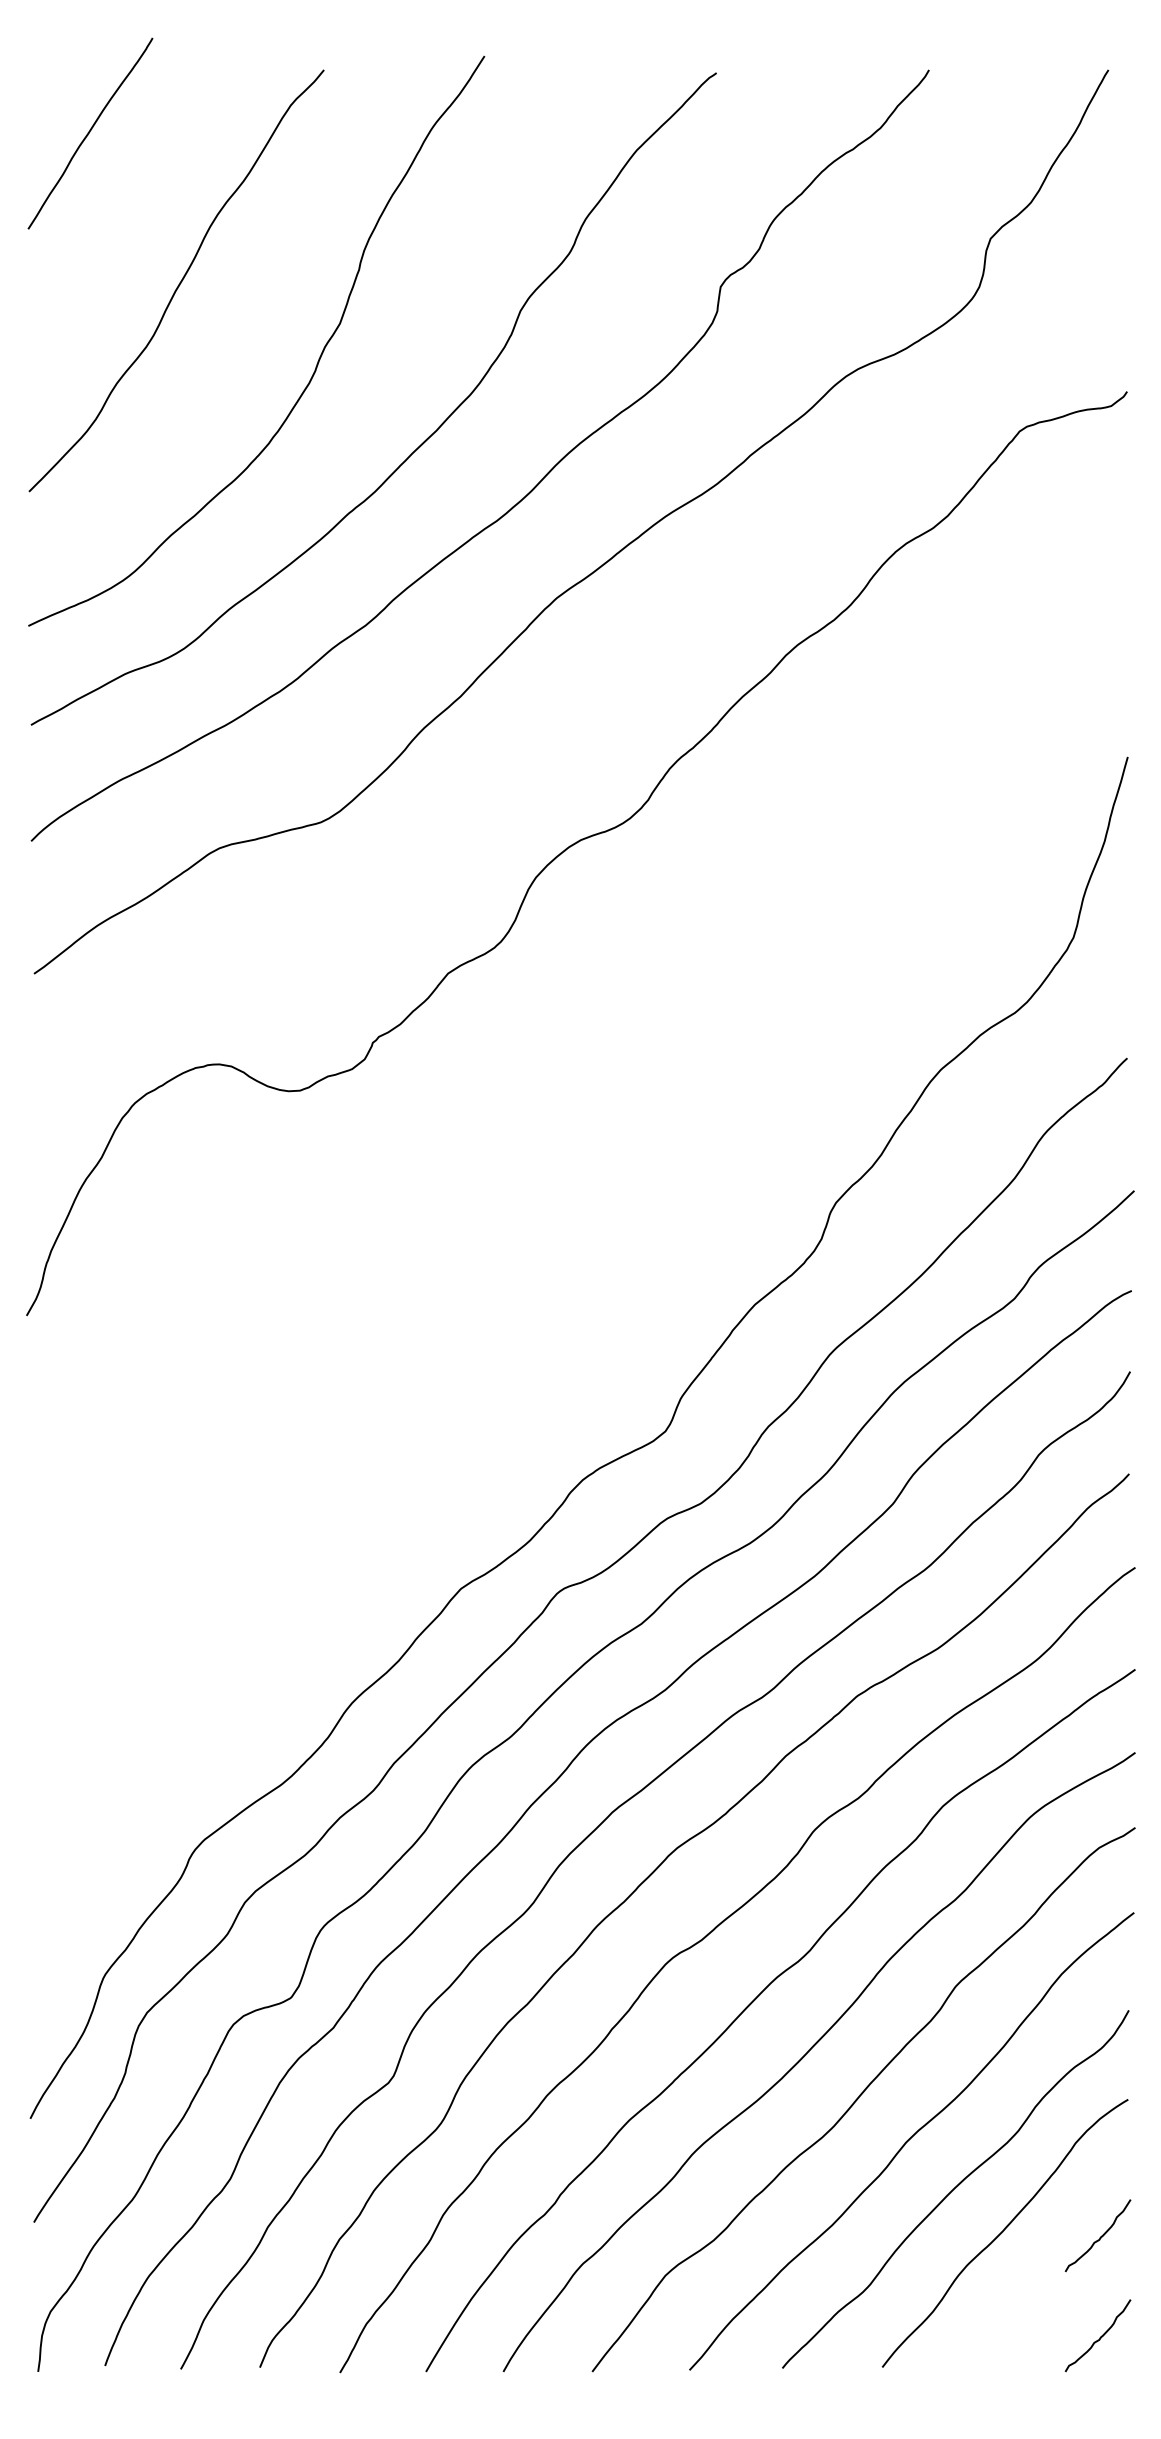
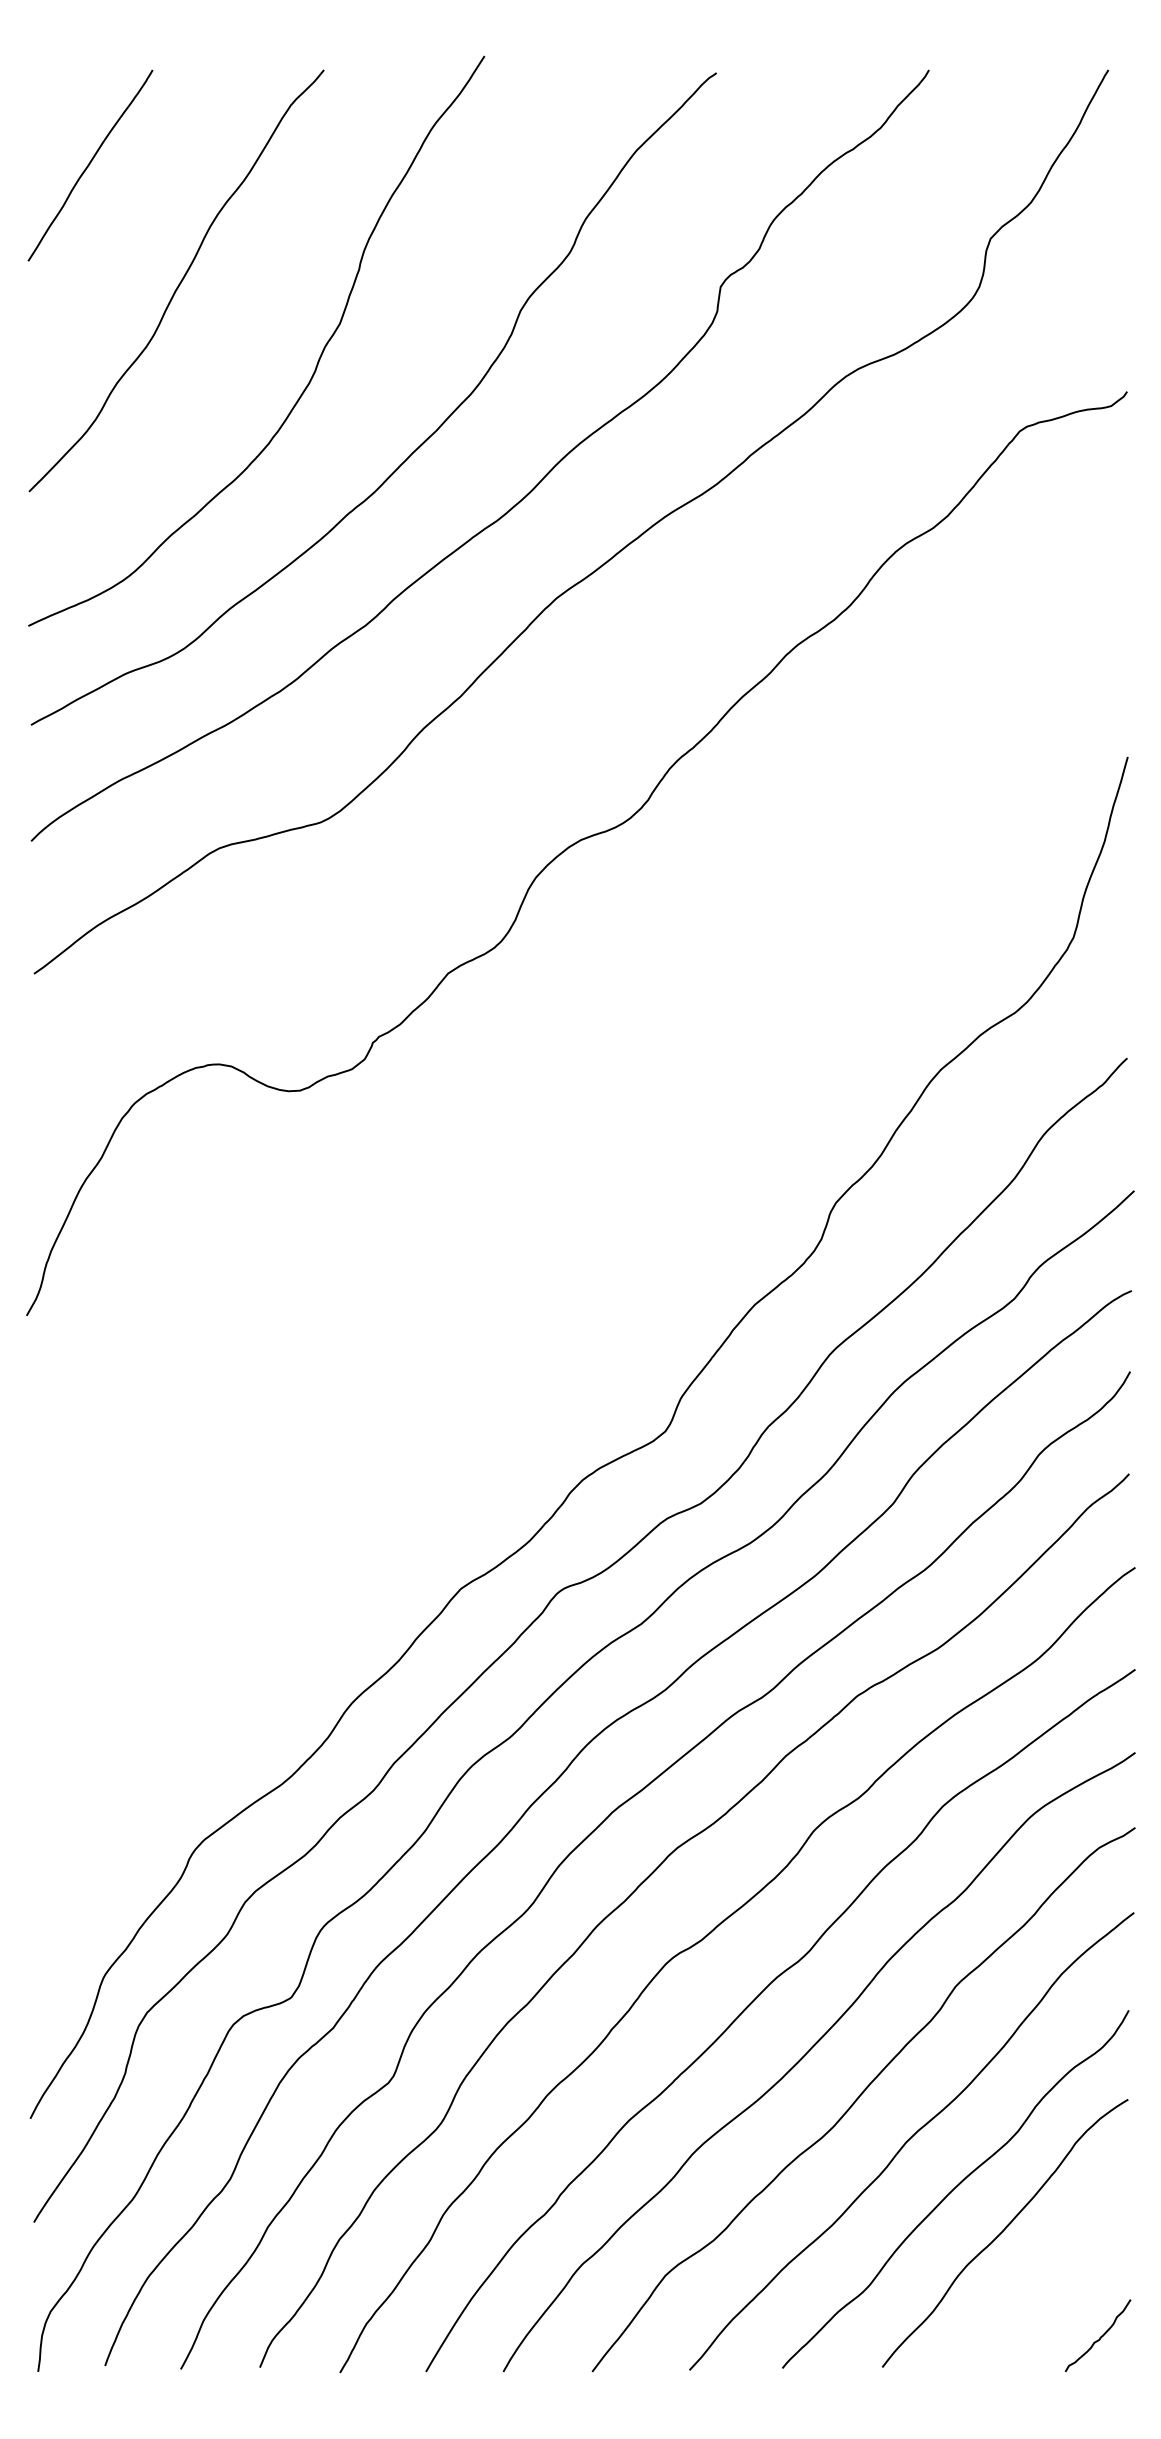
curve position: (90, 132) -> (90, 164) (90, 164)
curve: present -> none (1099, 2237)
